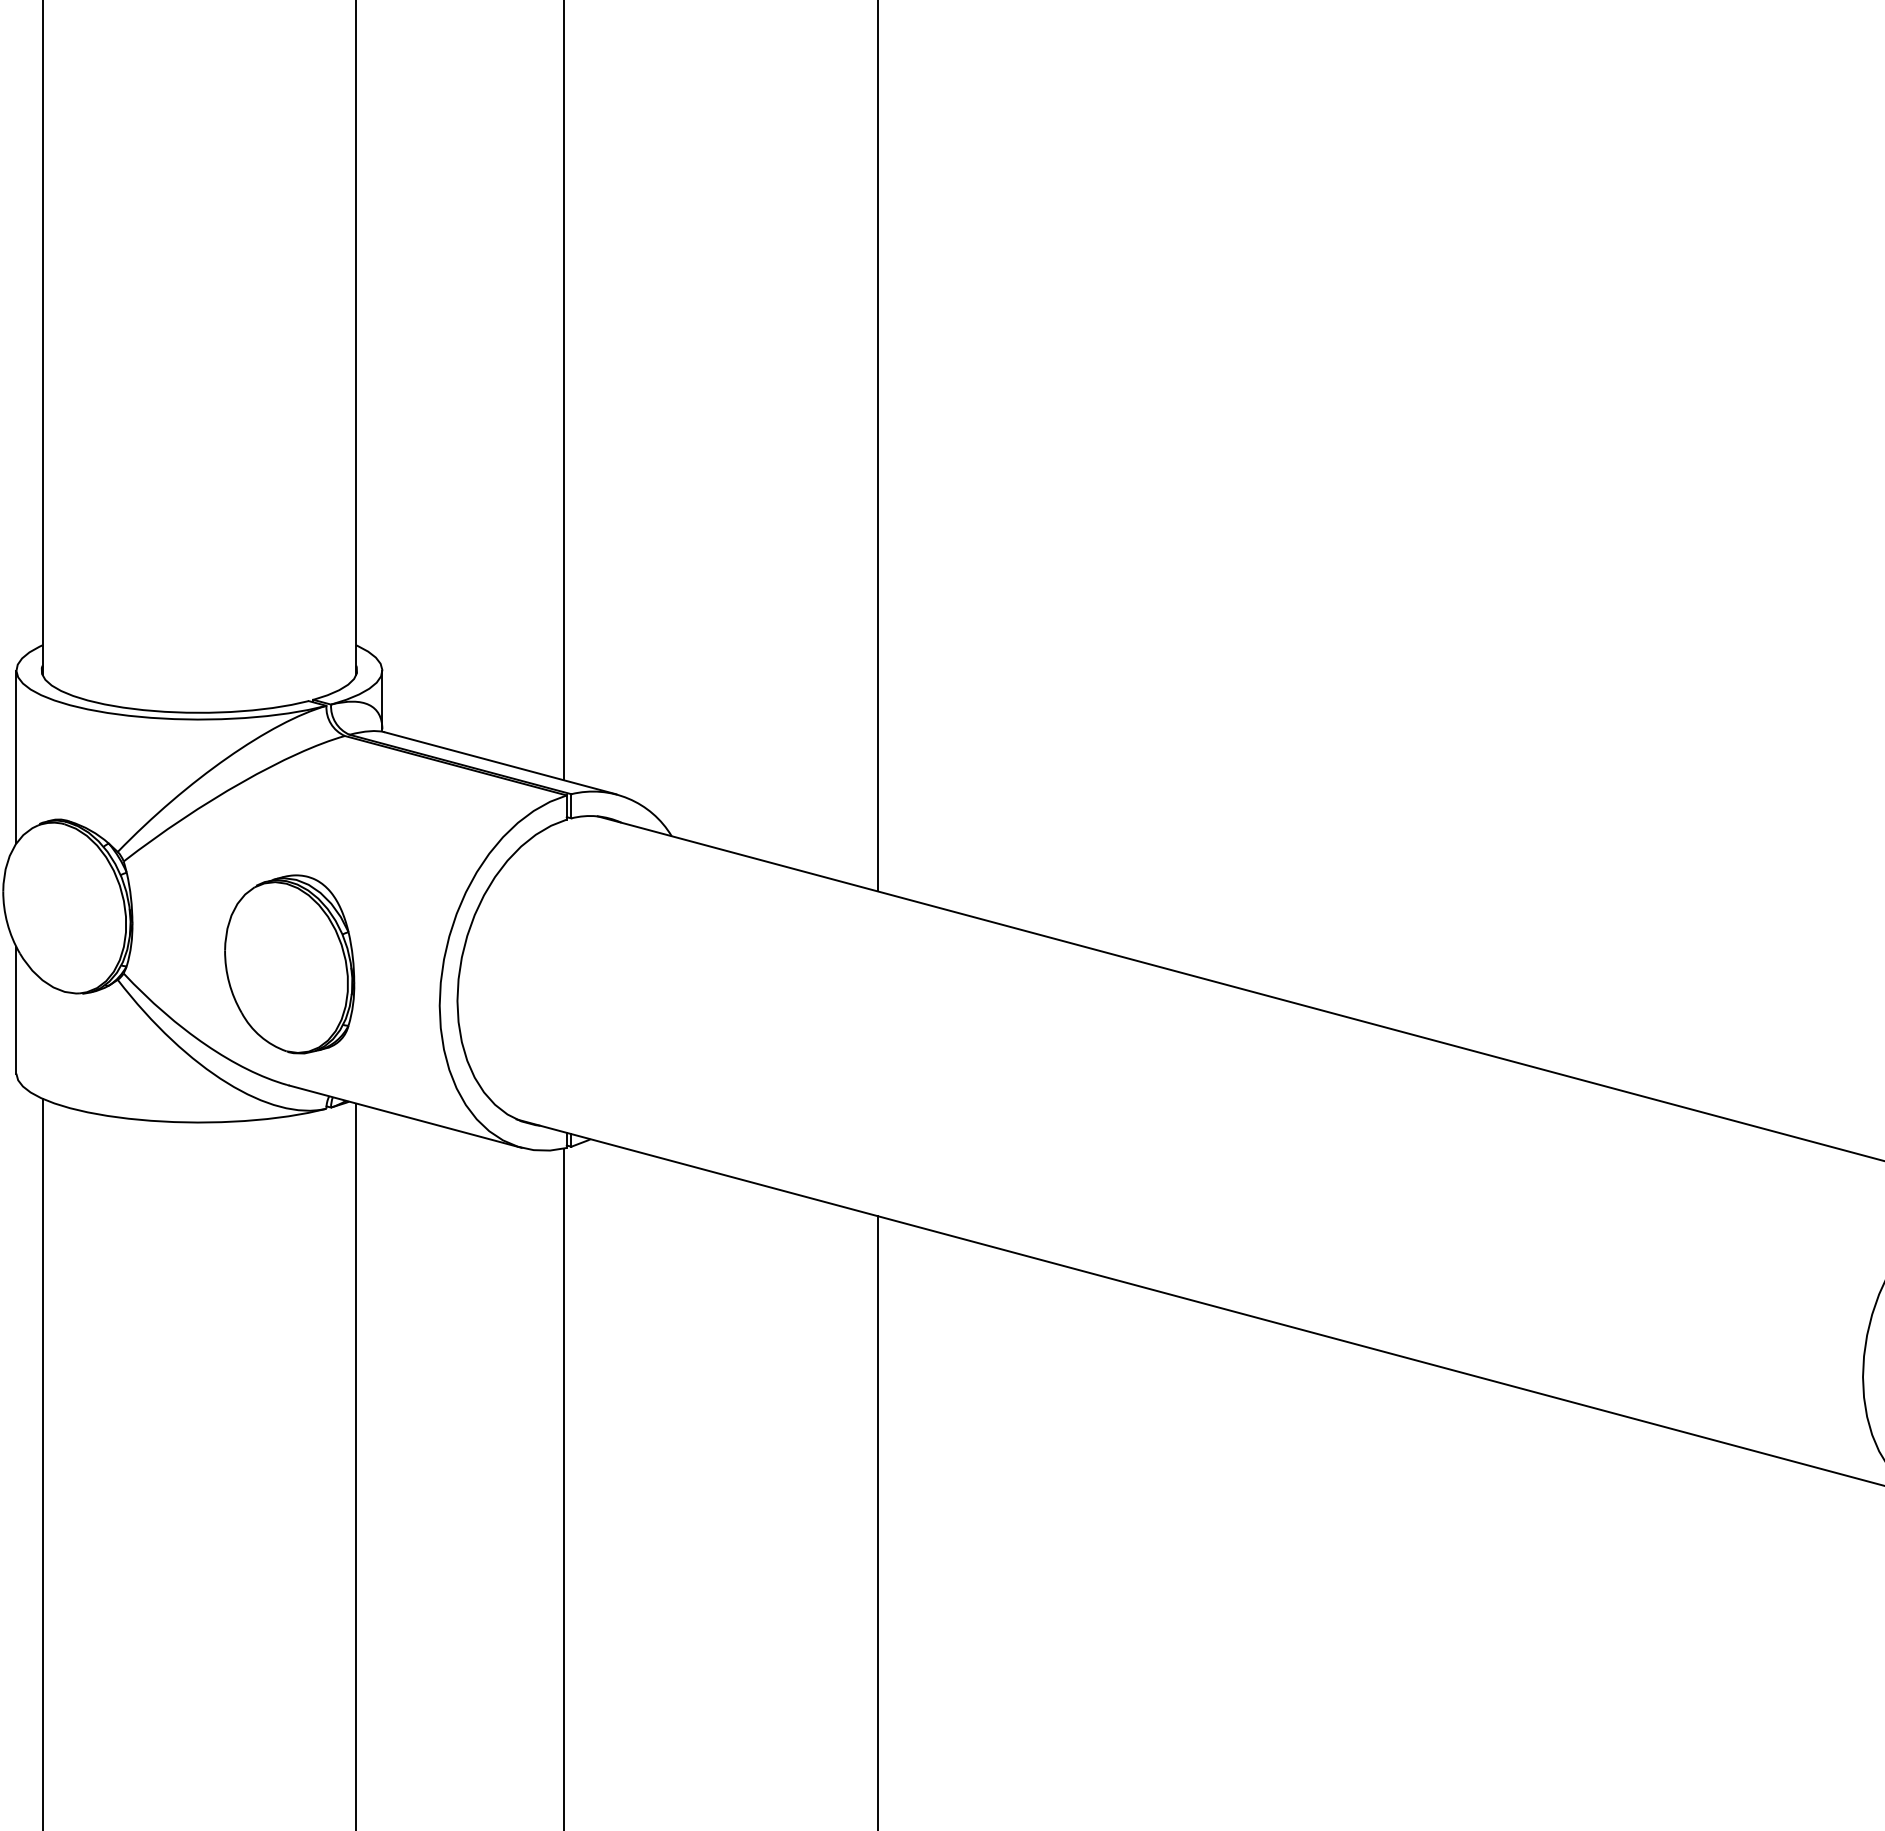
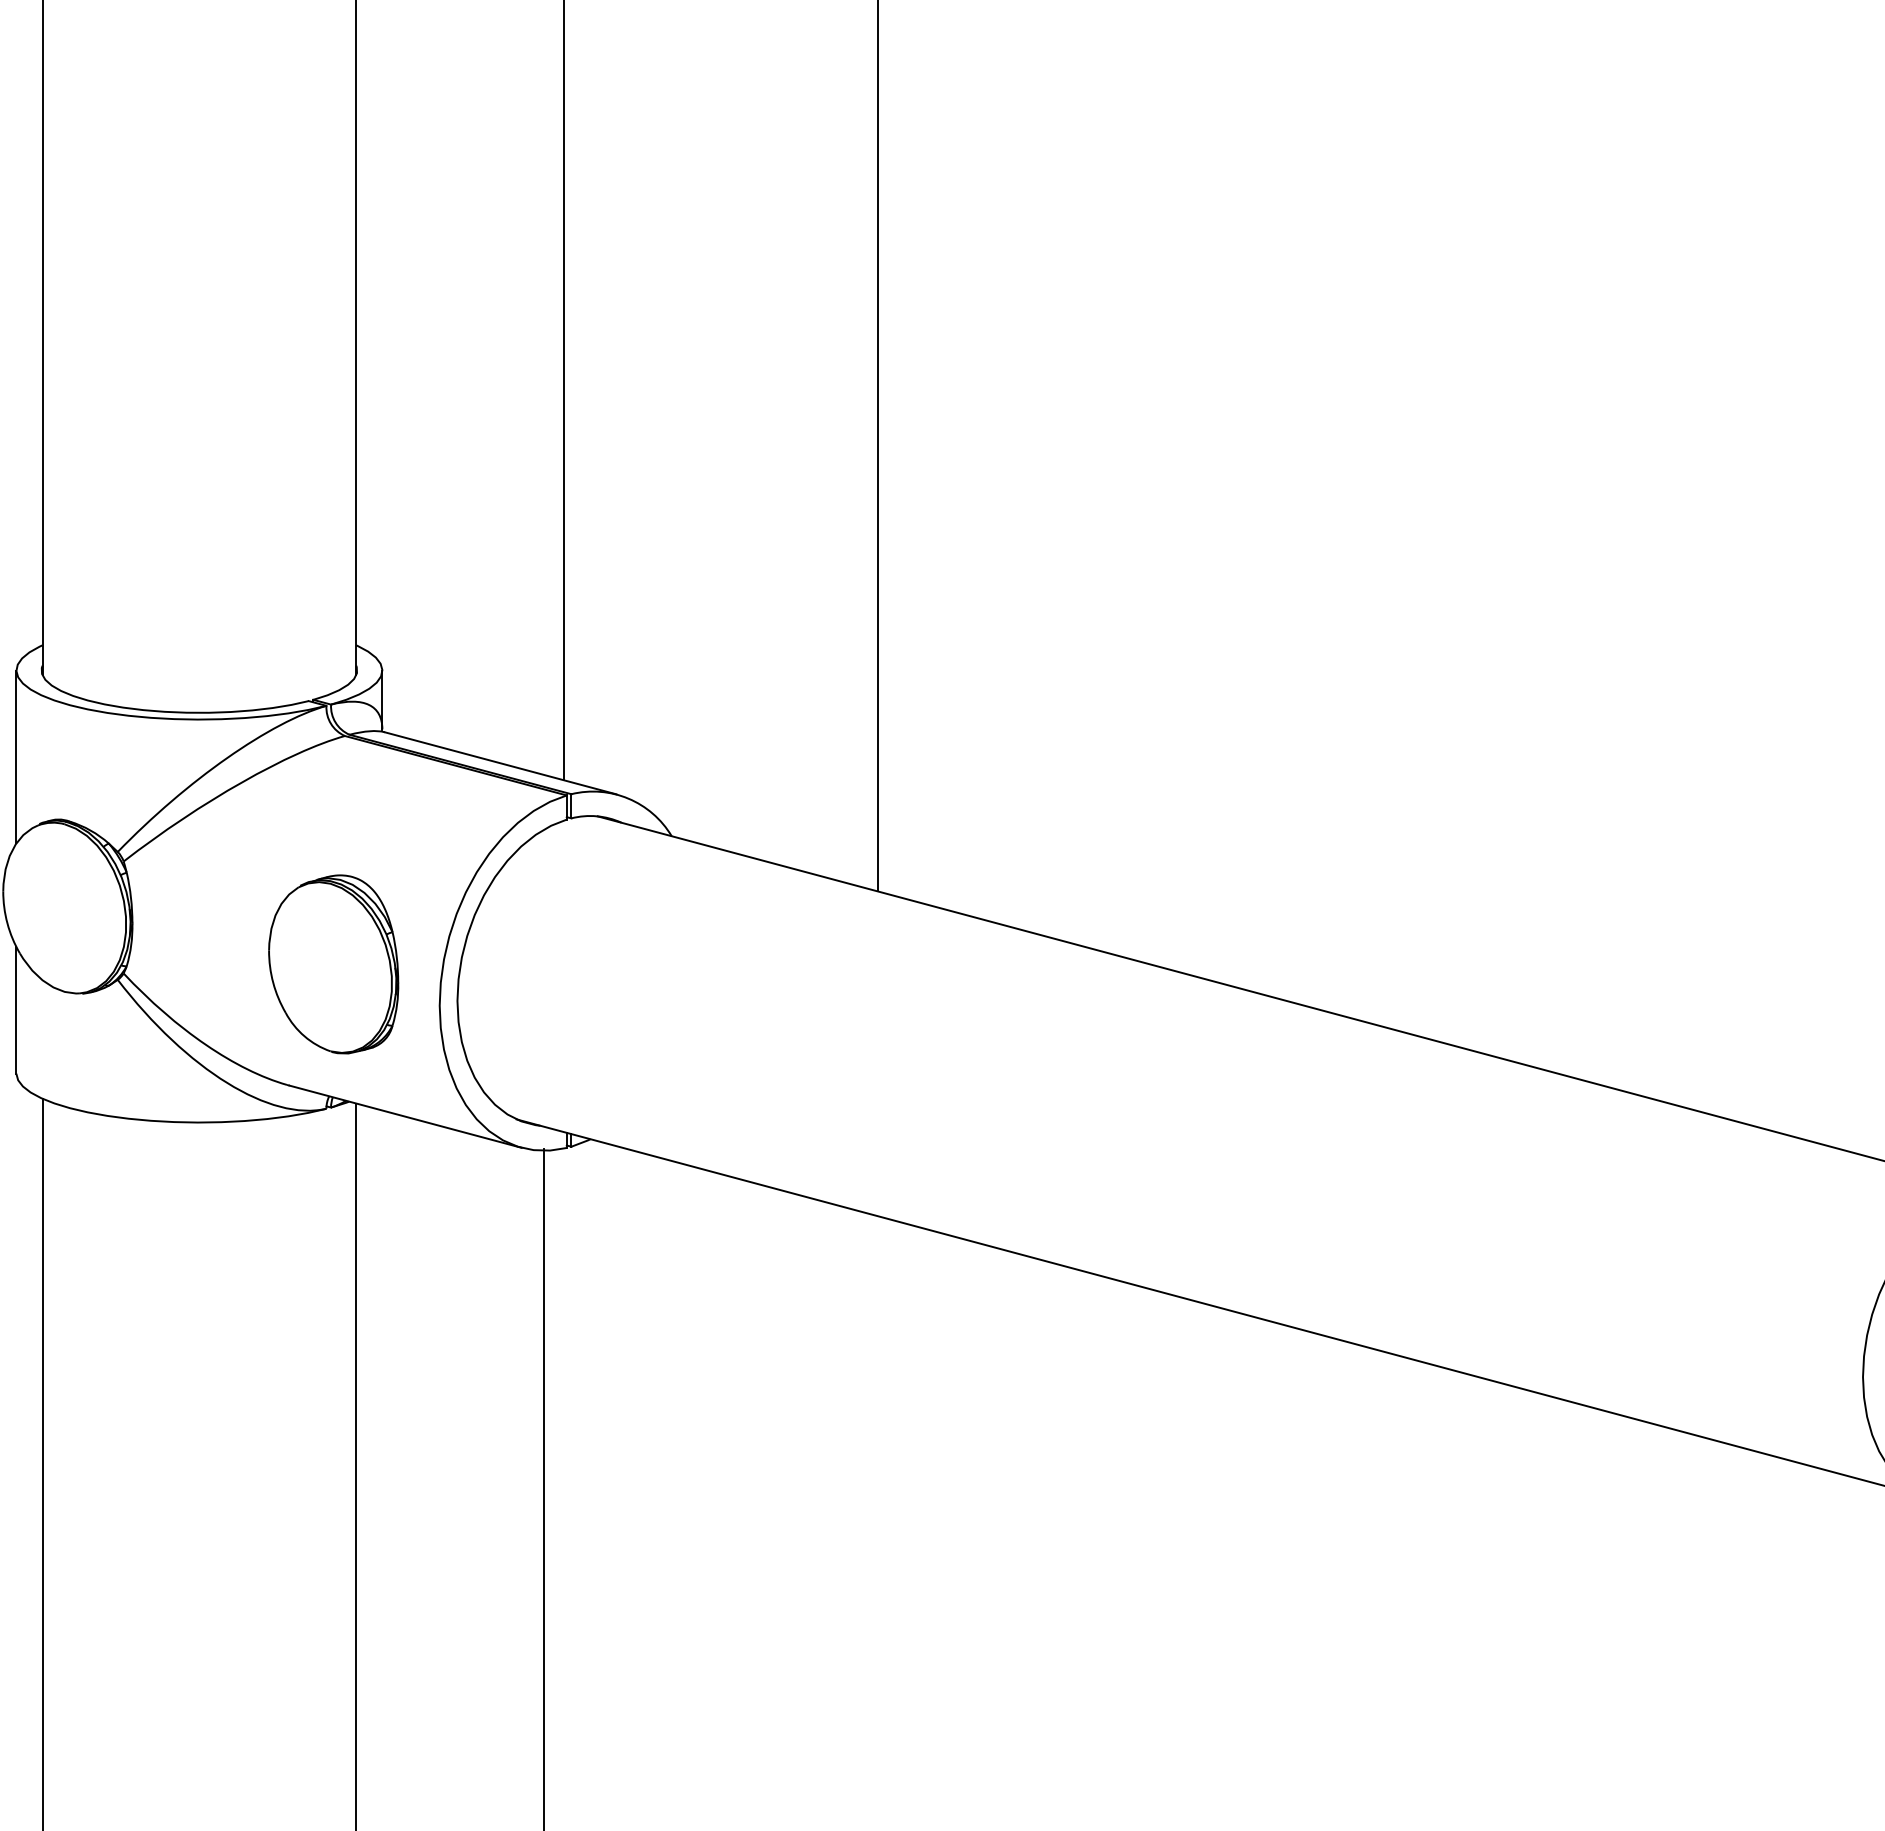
part position: (289, 964) -> (333, 964) (333, 964)
line position: (563, 1487) -> (543, 1487) (543, 1487)
line: present -> none (877, 1521)
